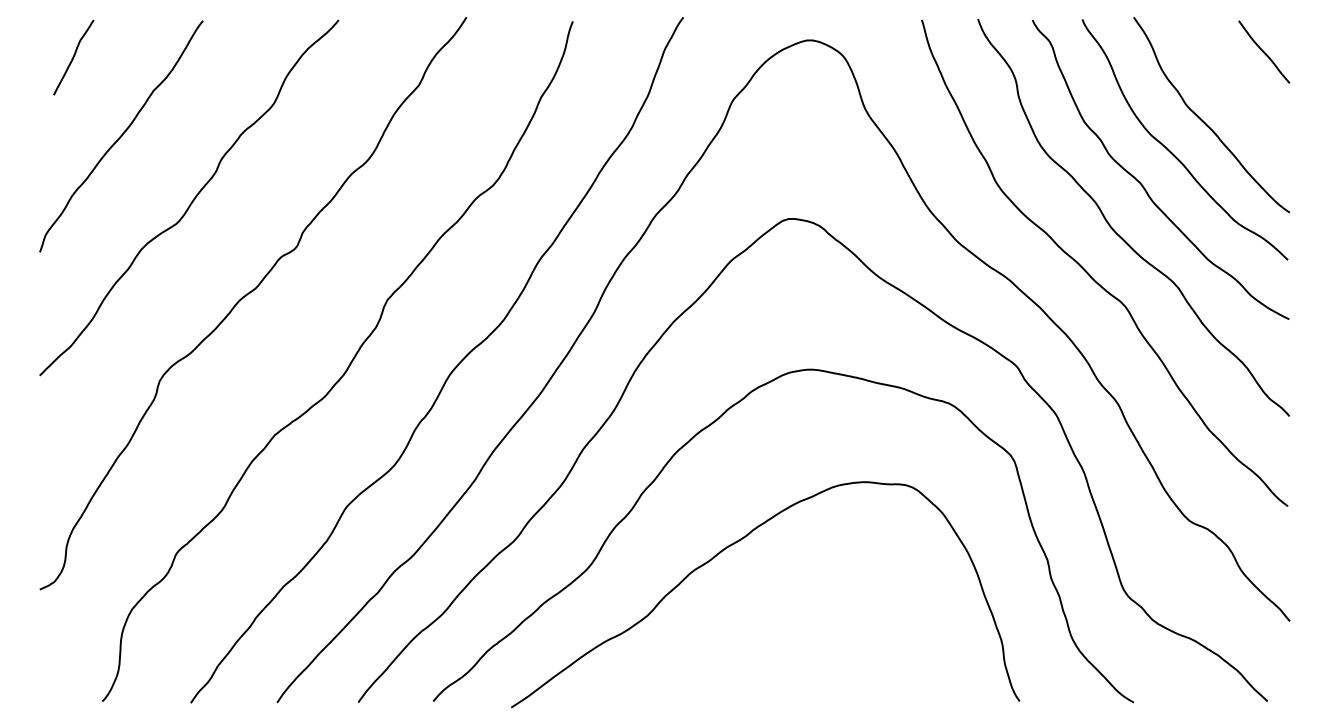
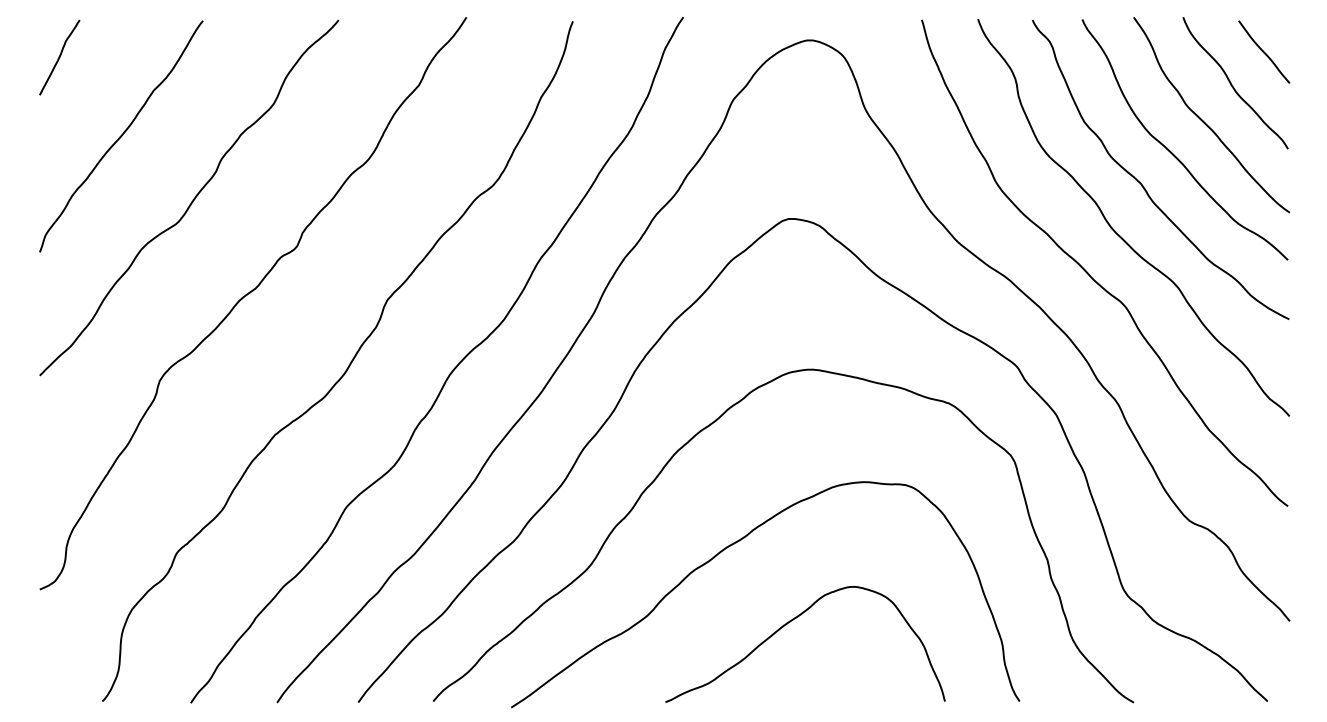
curve position: (73, 57) -> (59, 57) (59, 57)
curve: none -> present (1232, 84)
curve: none -> present (790, 622)
